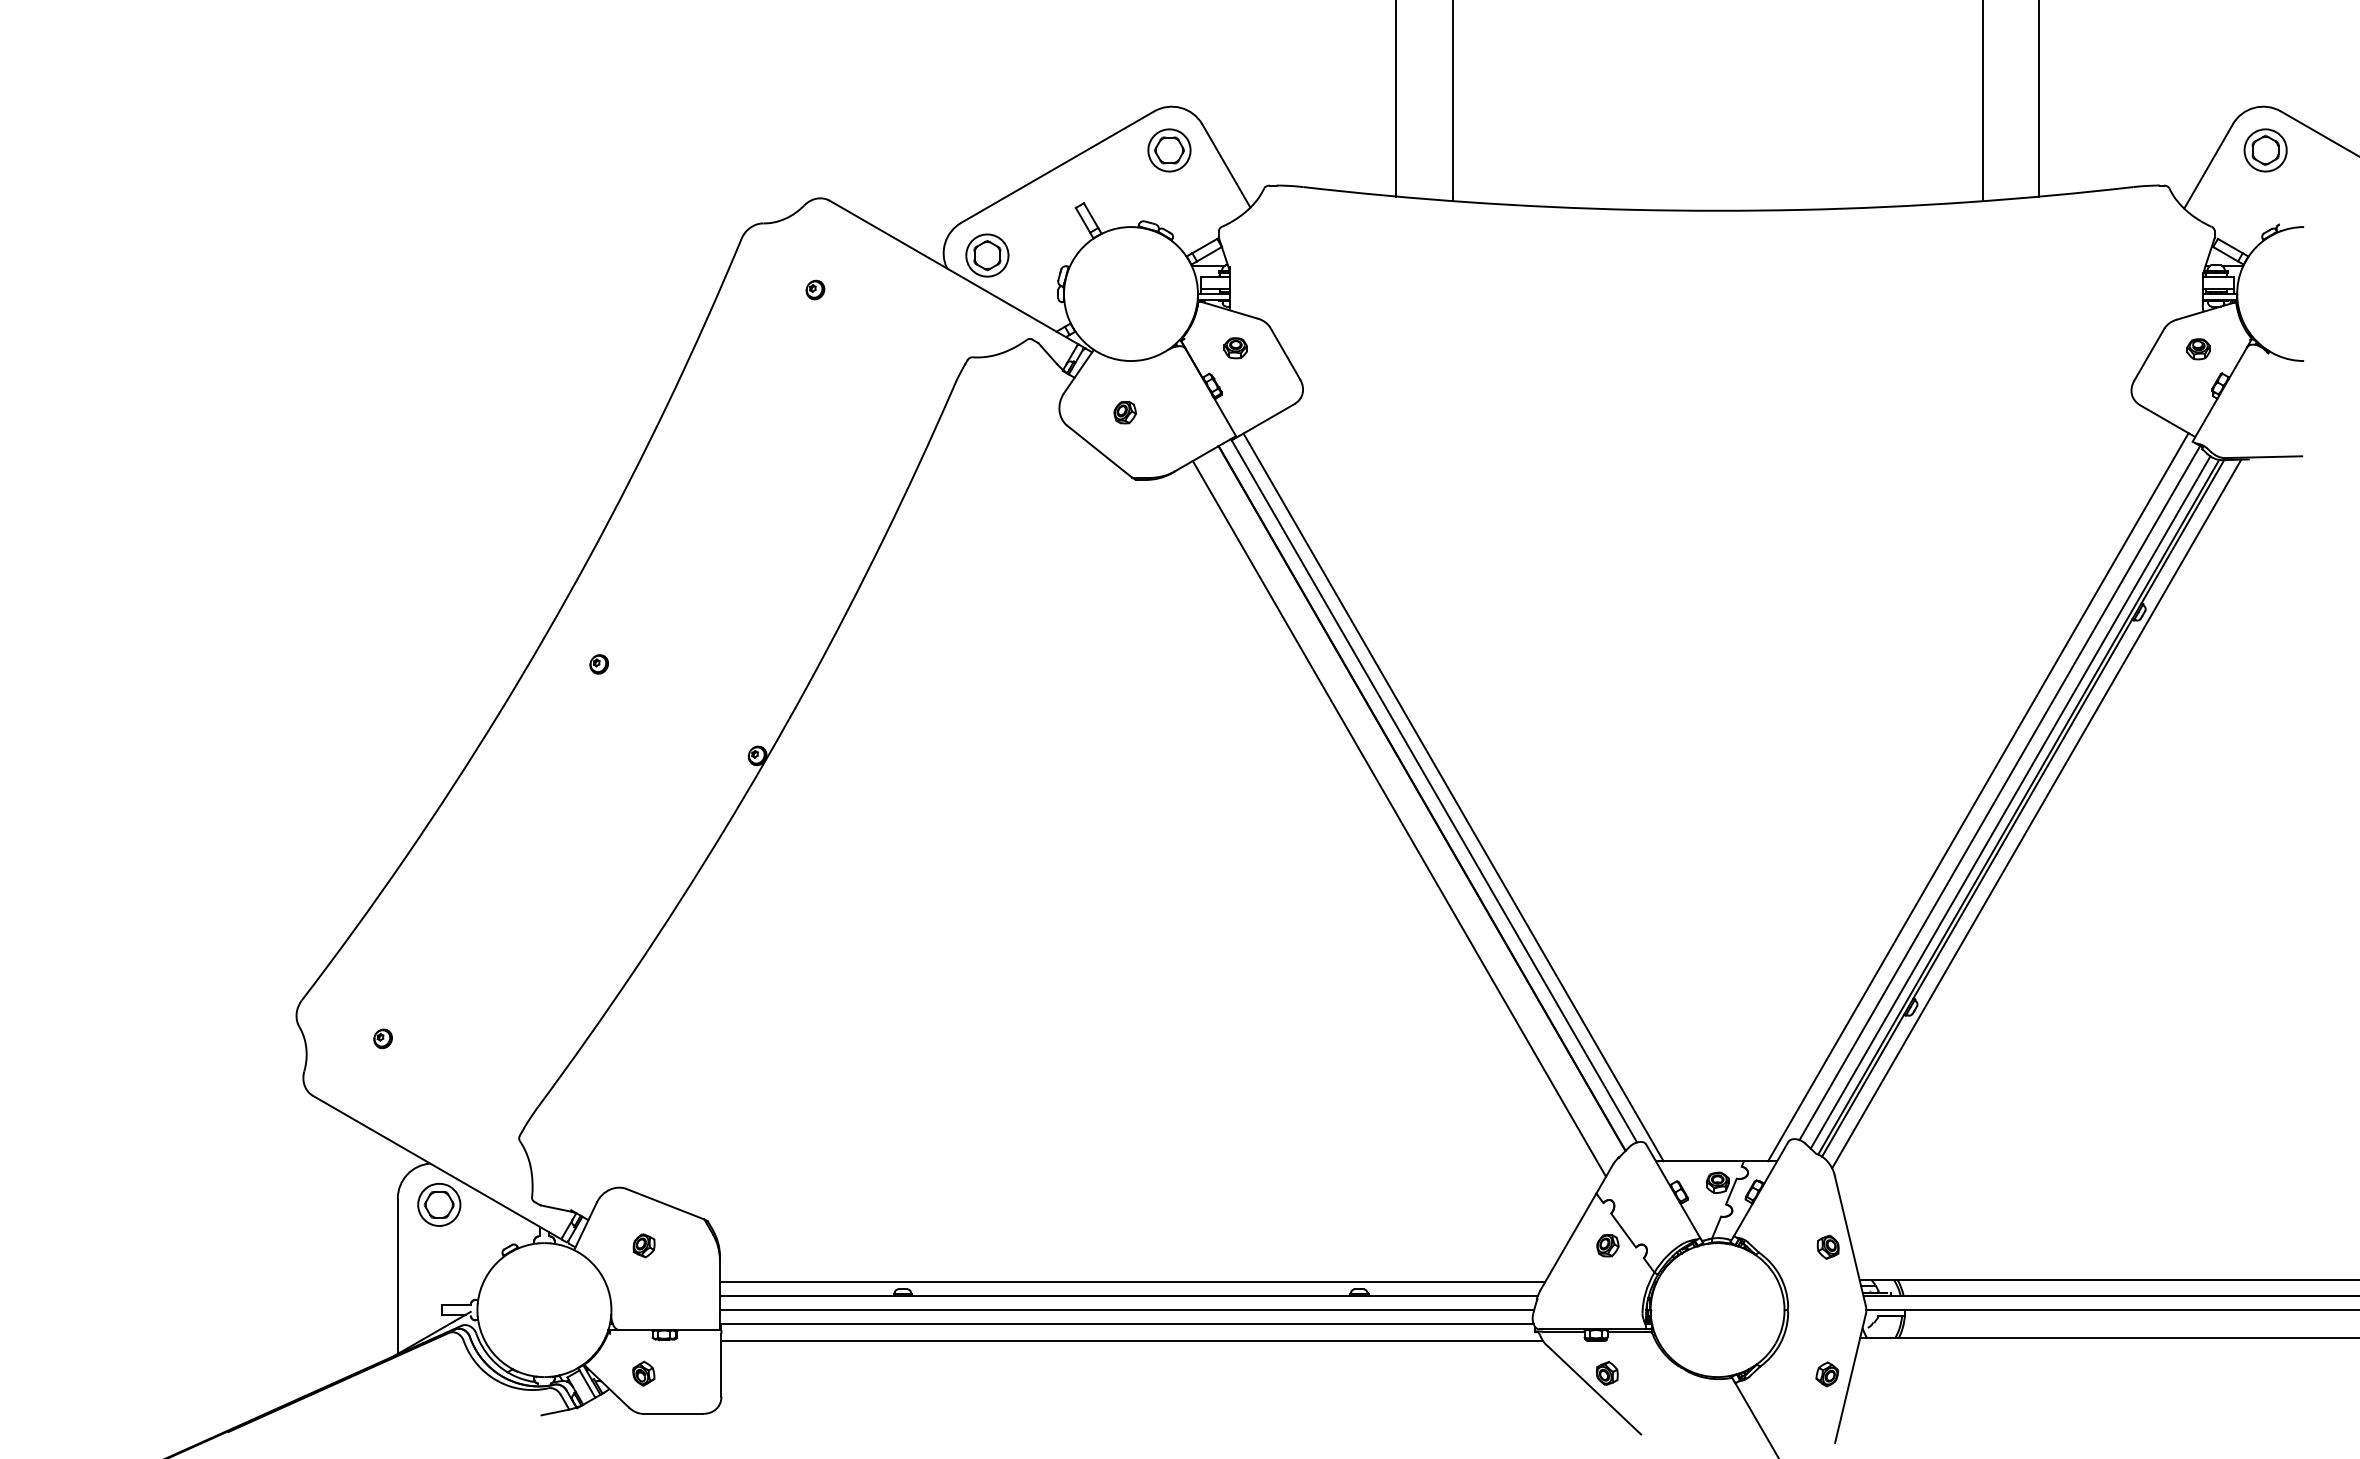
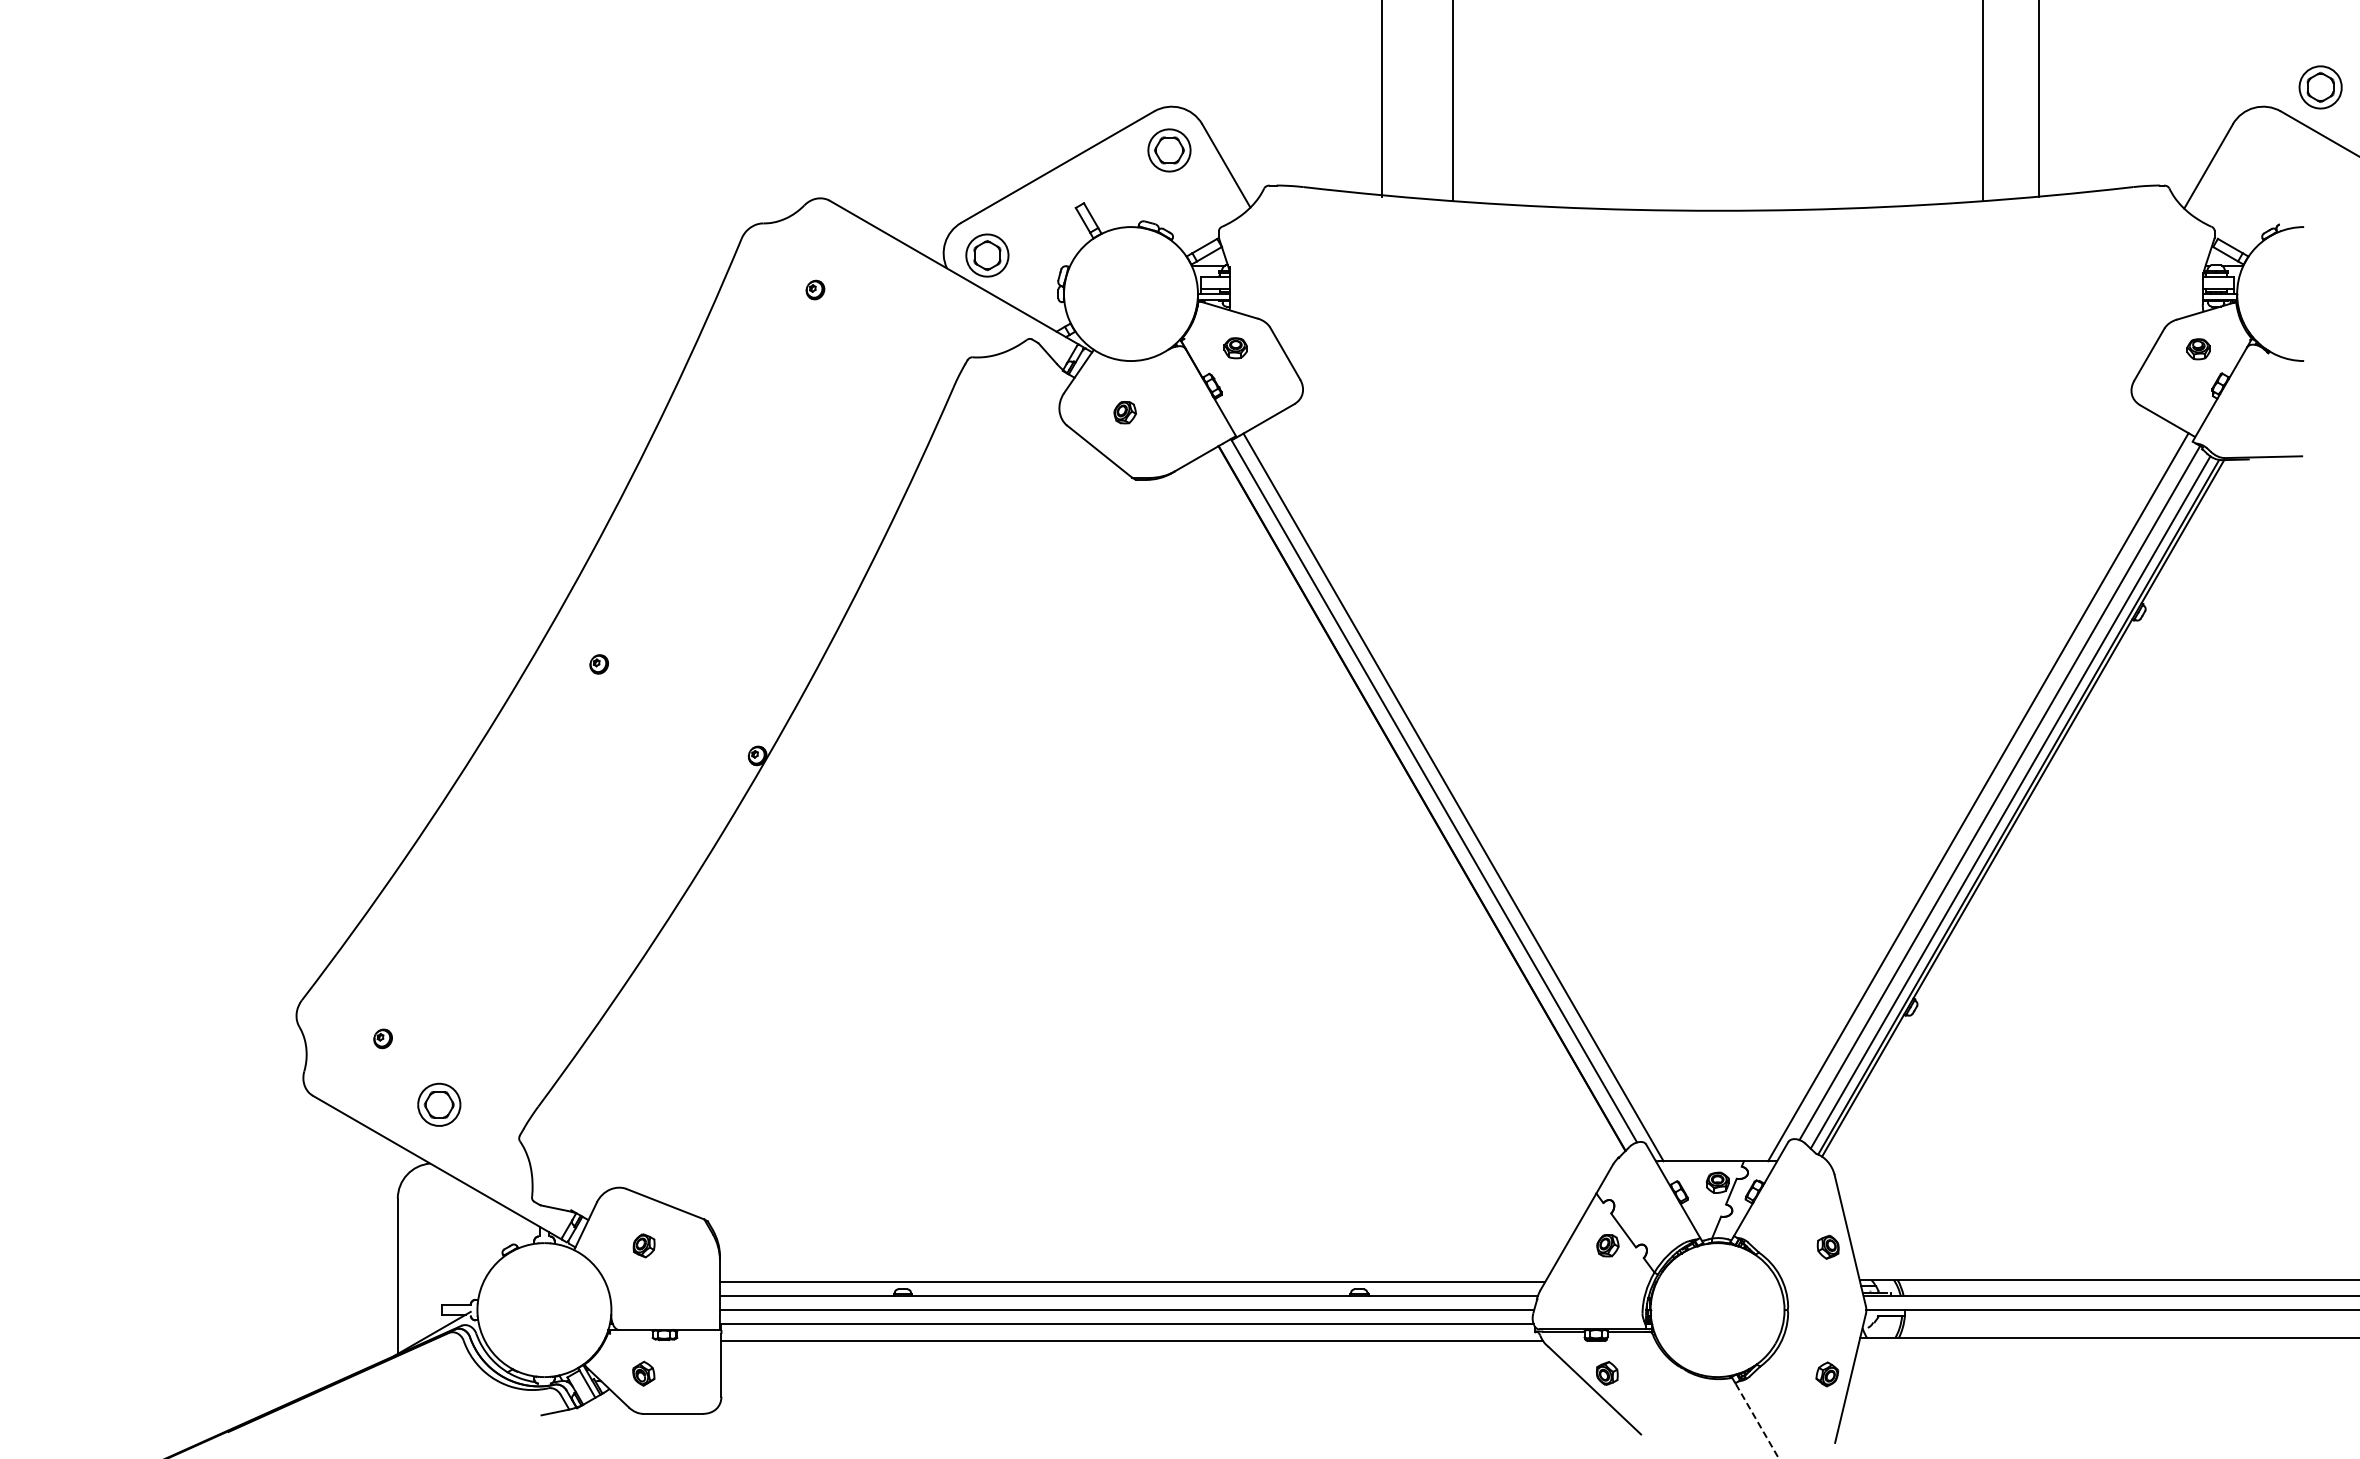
line position: (1396, 99) -> (1382, 99) (1382, 99)
part position: (2265, 150) -> (2320, 87) (2320, 87)
line: present -> none (2036, 813)
line: present -> none (1399, 818)
part position: (439, 1204) -> (439, 1104) (439, 1104)
line: solid -> dashed (1756, 1420)
